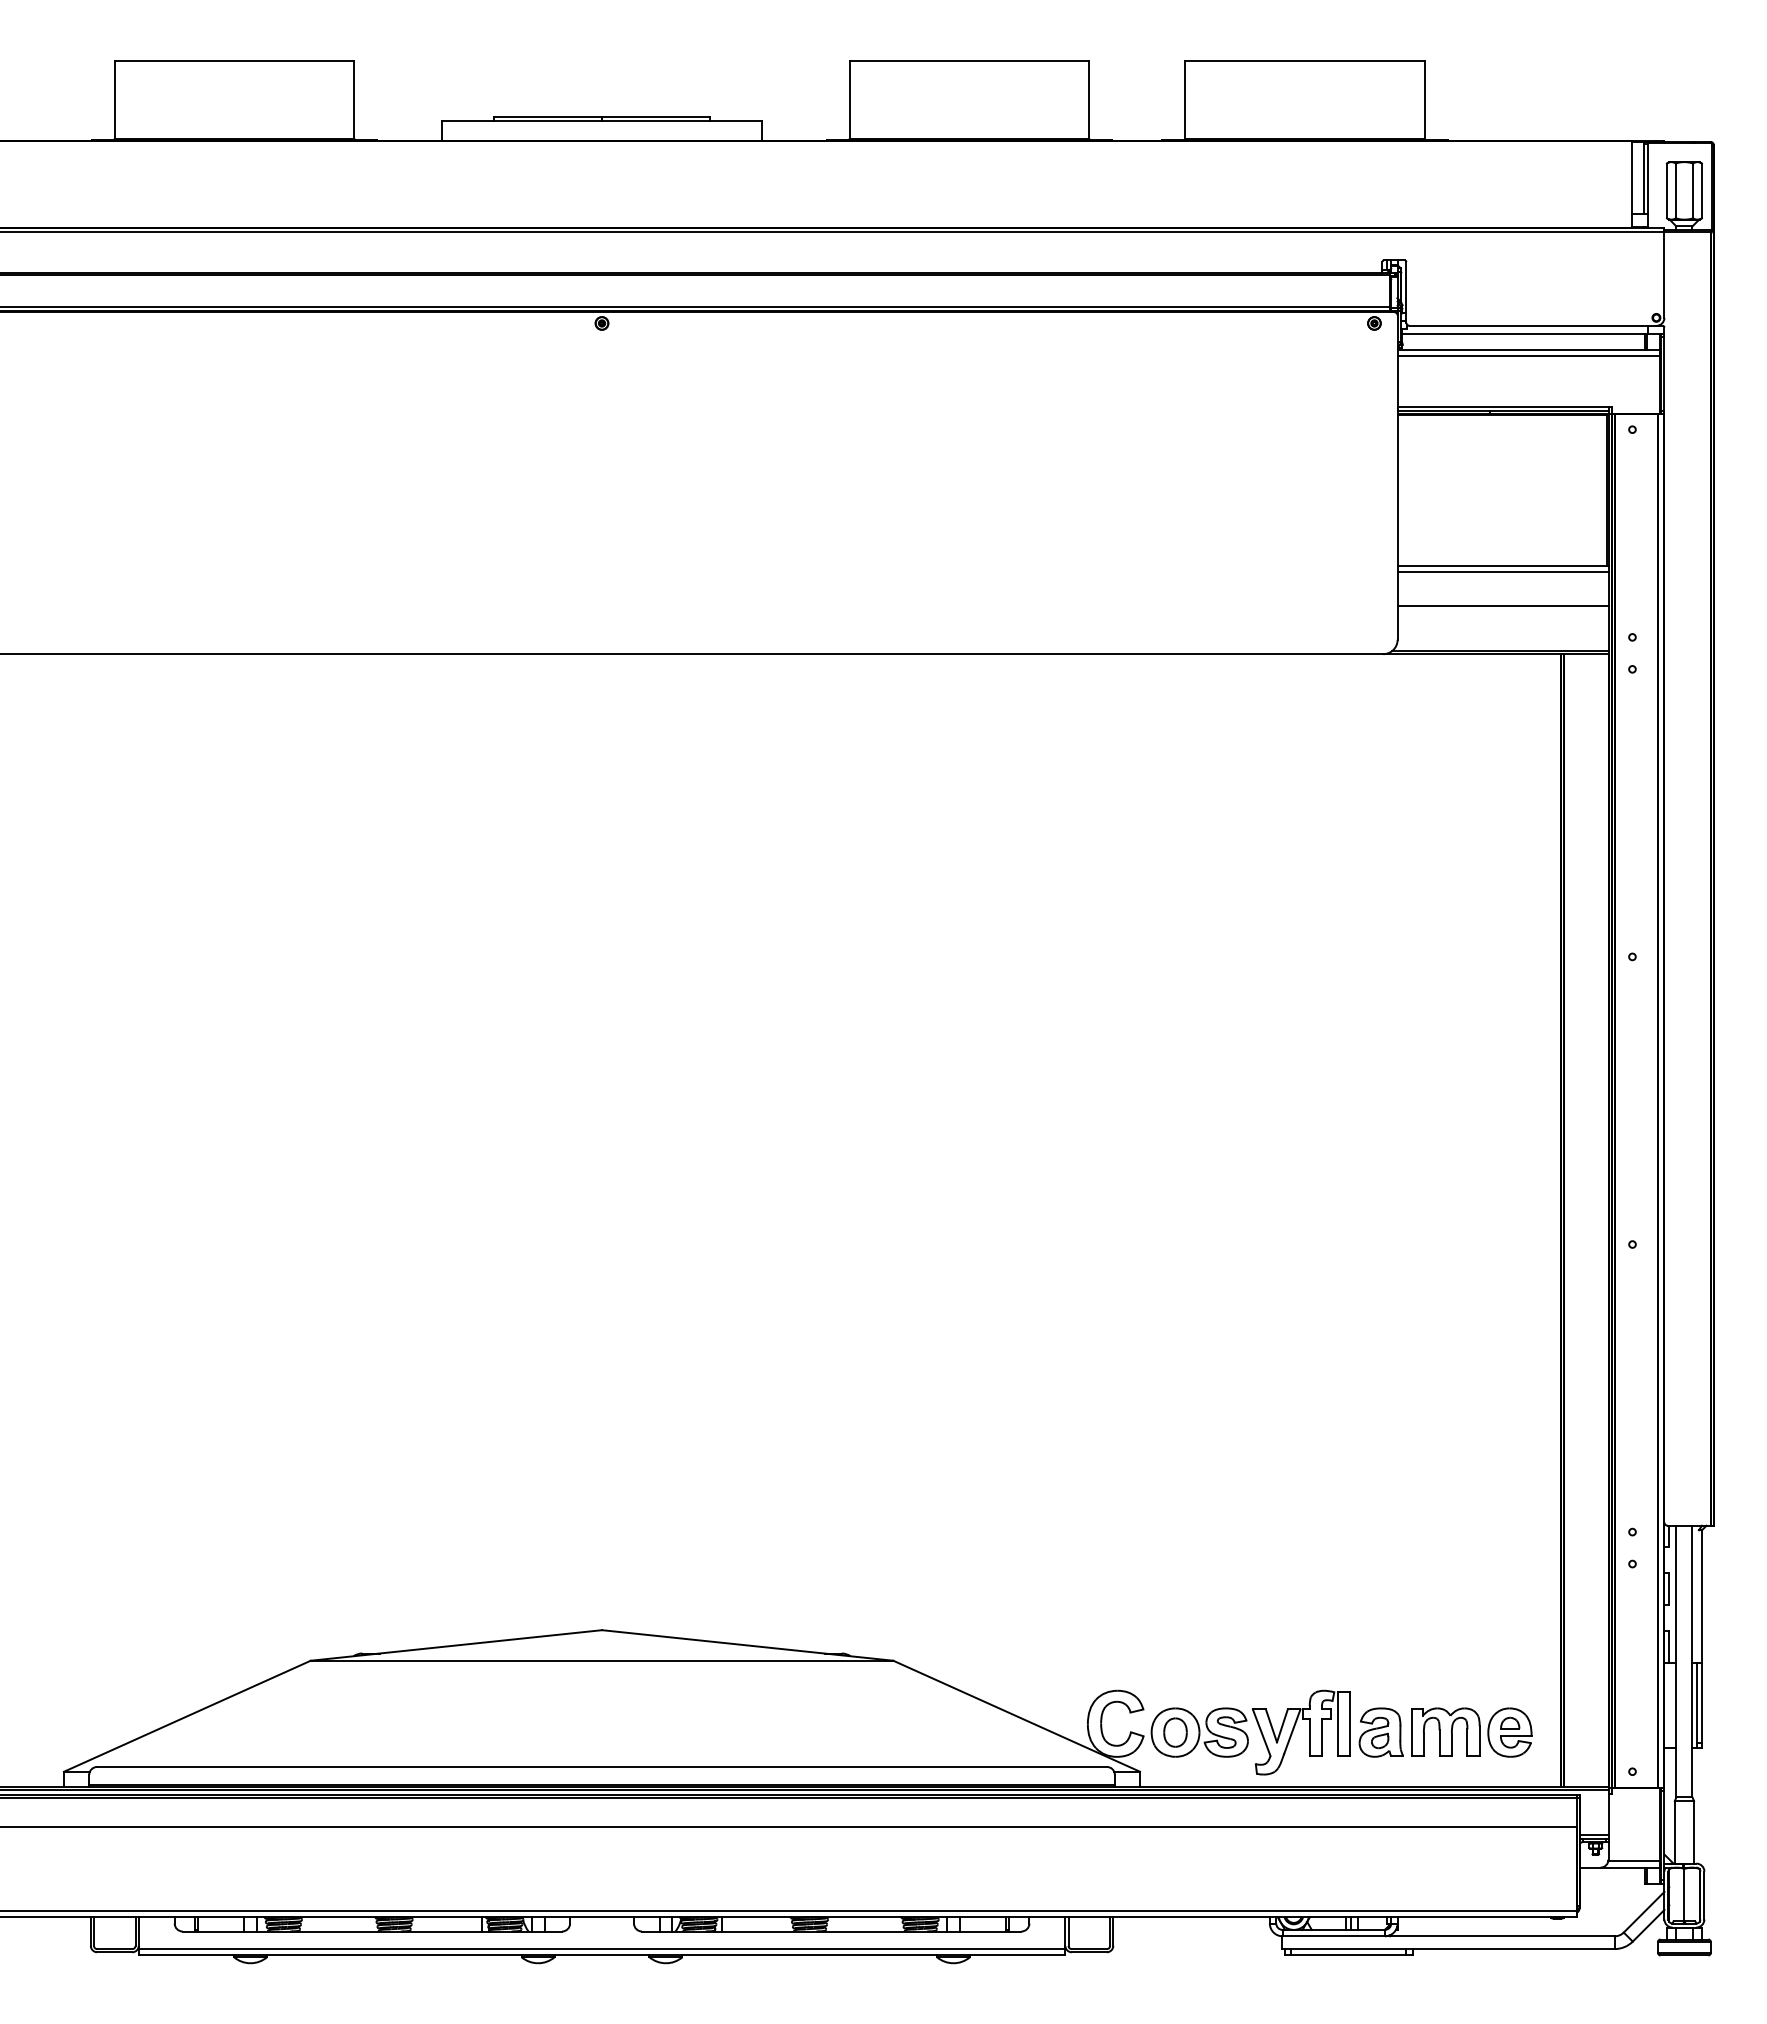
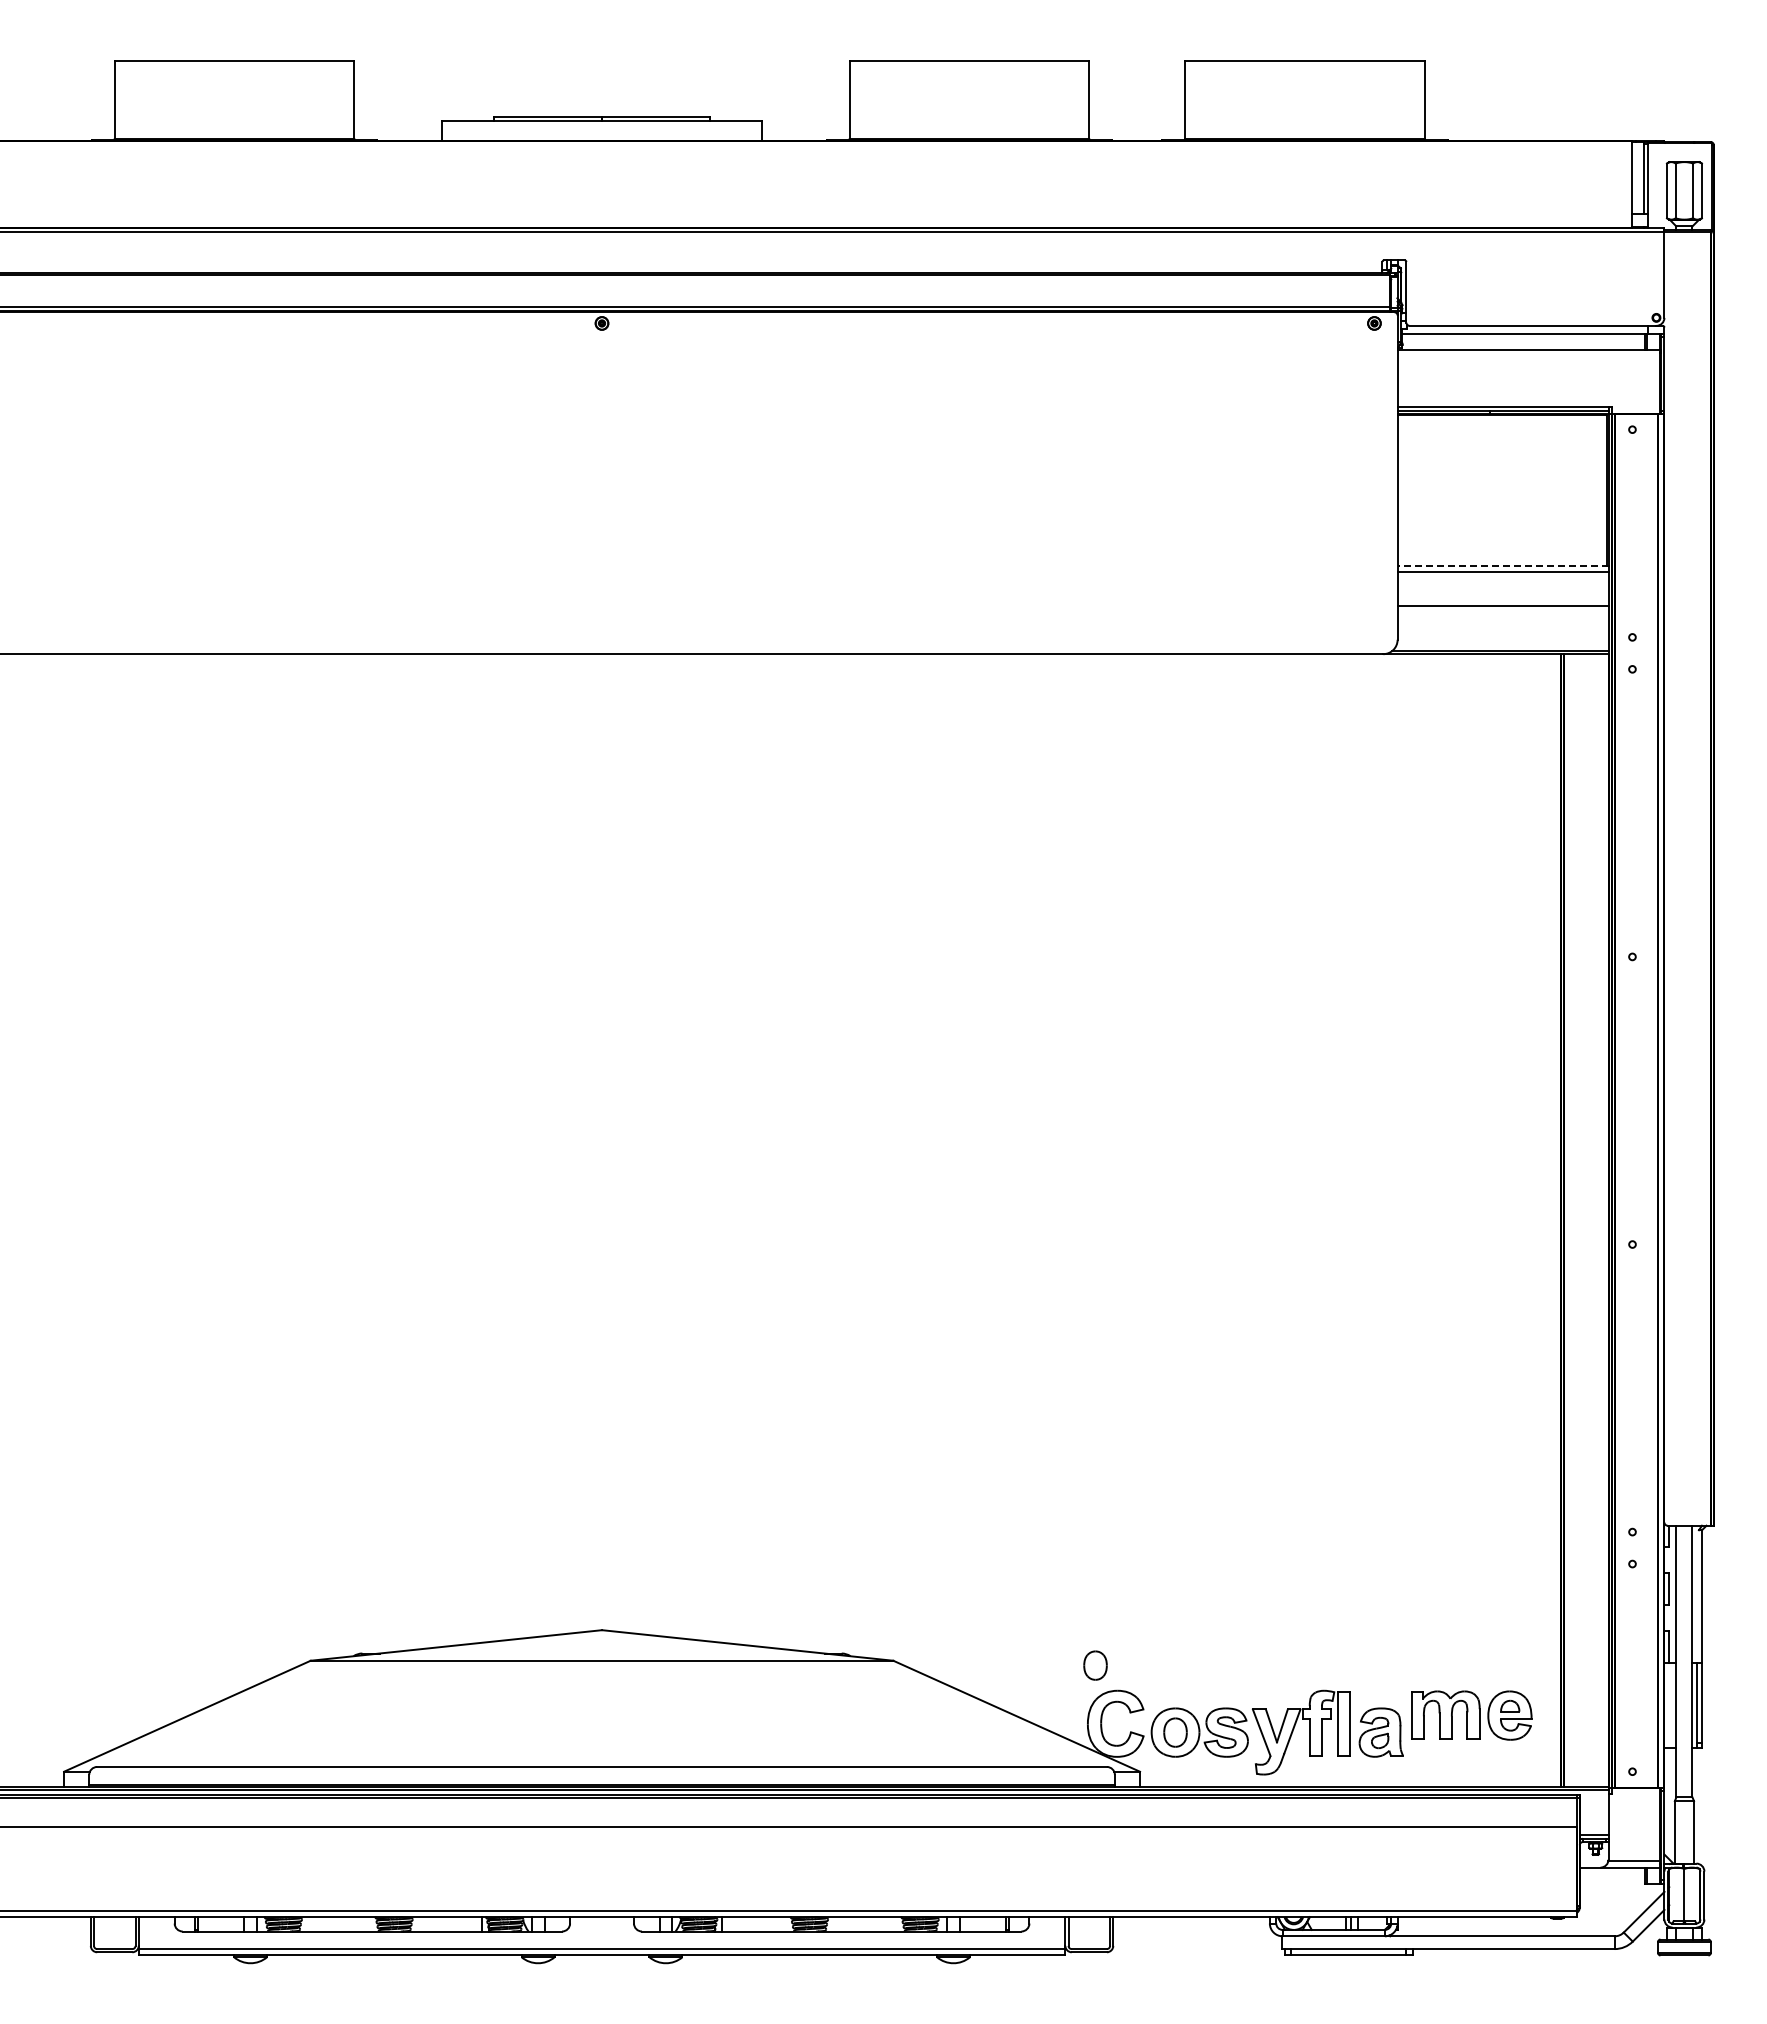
line: present -> none (1528, 356)
line: solid -> dashed (1502, 565)
part: none -> present (1095, 1665)
part position: (1471, 1732) -> (1471, 1715) (1471, 1715)
